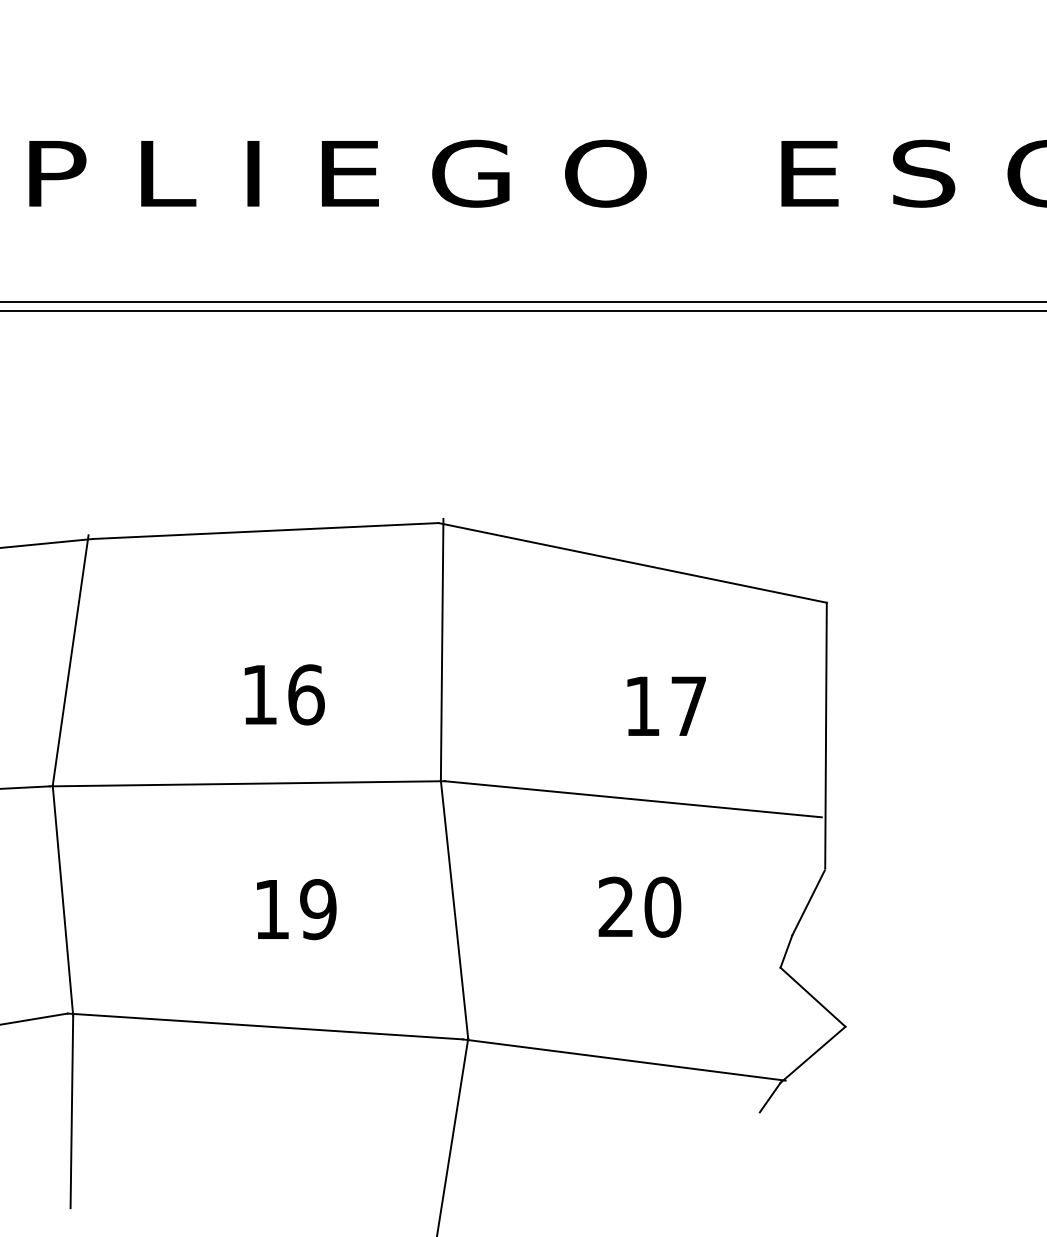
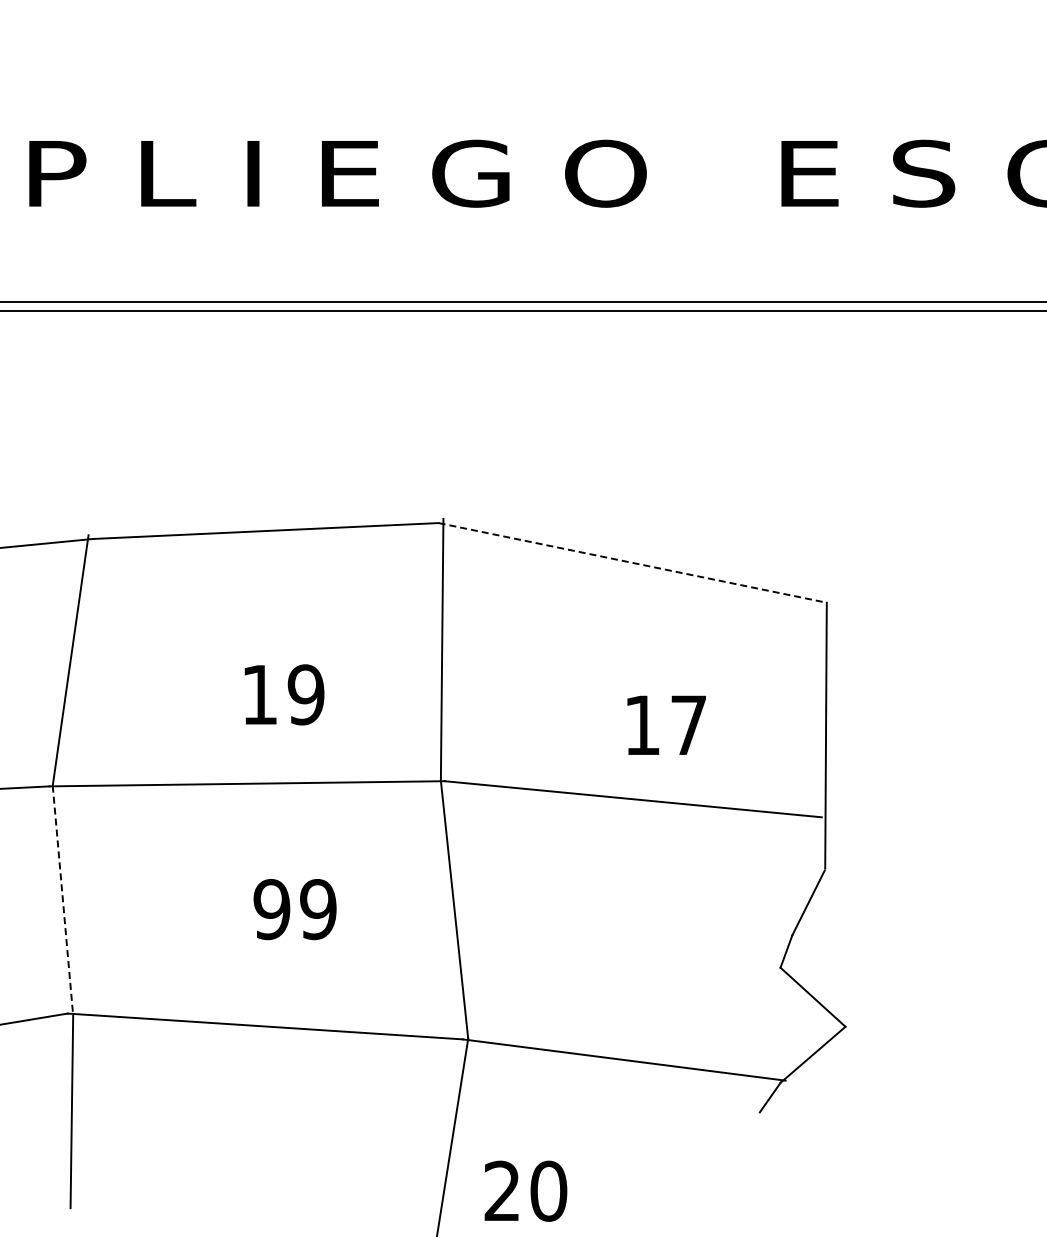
line: solid -> dashed (633, 563)
text: 16 -> 19 (305, 694)
text position: (666, 705) -> (666, 724) (666, 724)
line: solid -> dashed (63, 901)
text position: (639, 906) -> (525, 1190) (525, 1190)
text: 19 -> 99 (271, 909)
